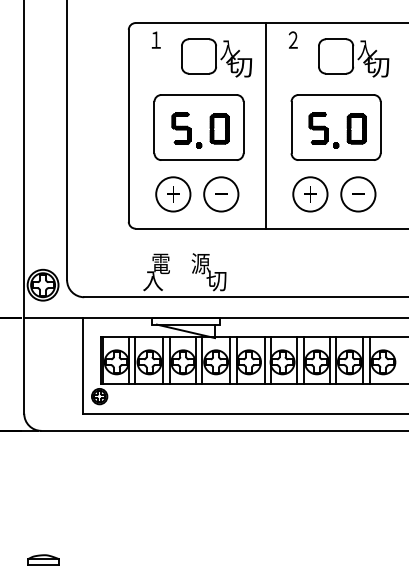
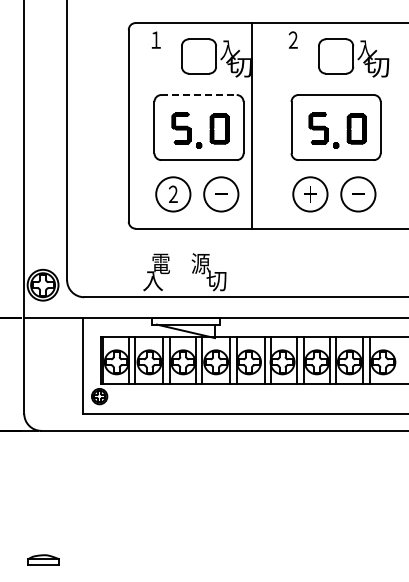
line: solid -> dashed (199, 95)
line position: (265, 125) -> (251, 125) (251, 125)
text: ＋ -> ２ (173, 193)
